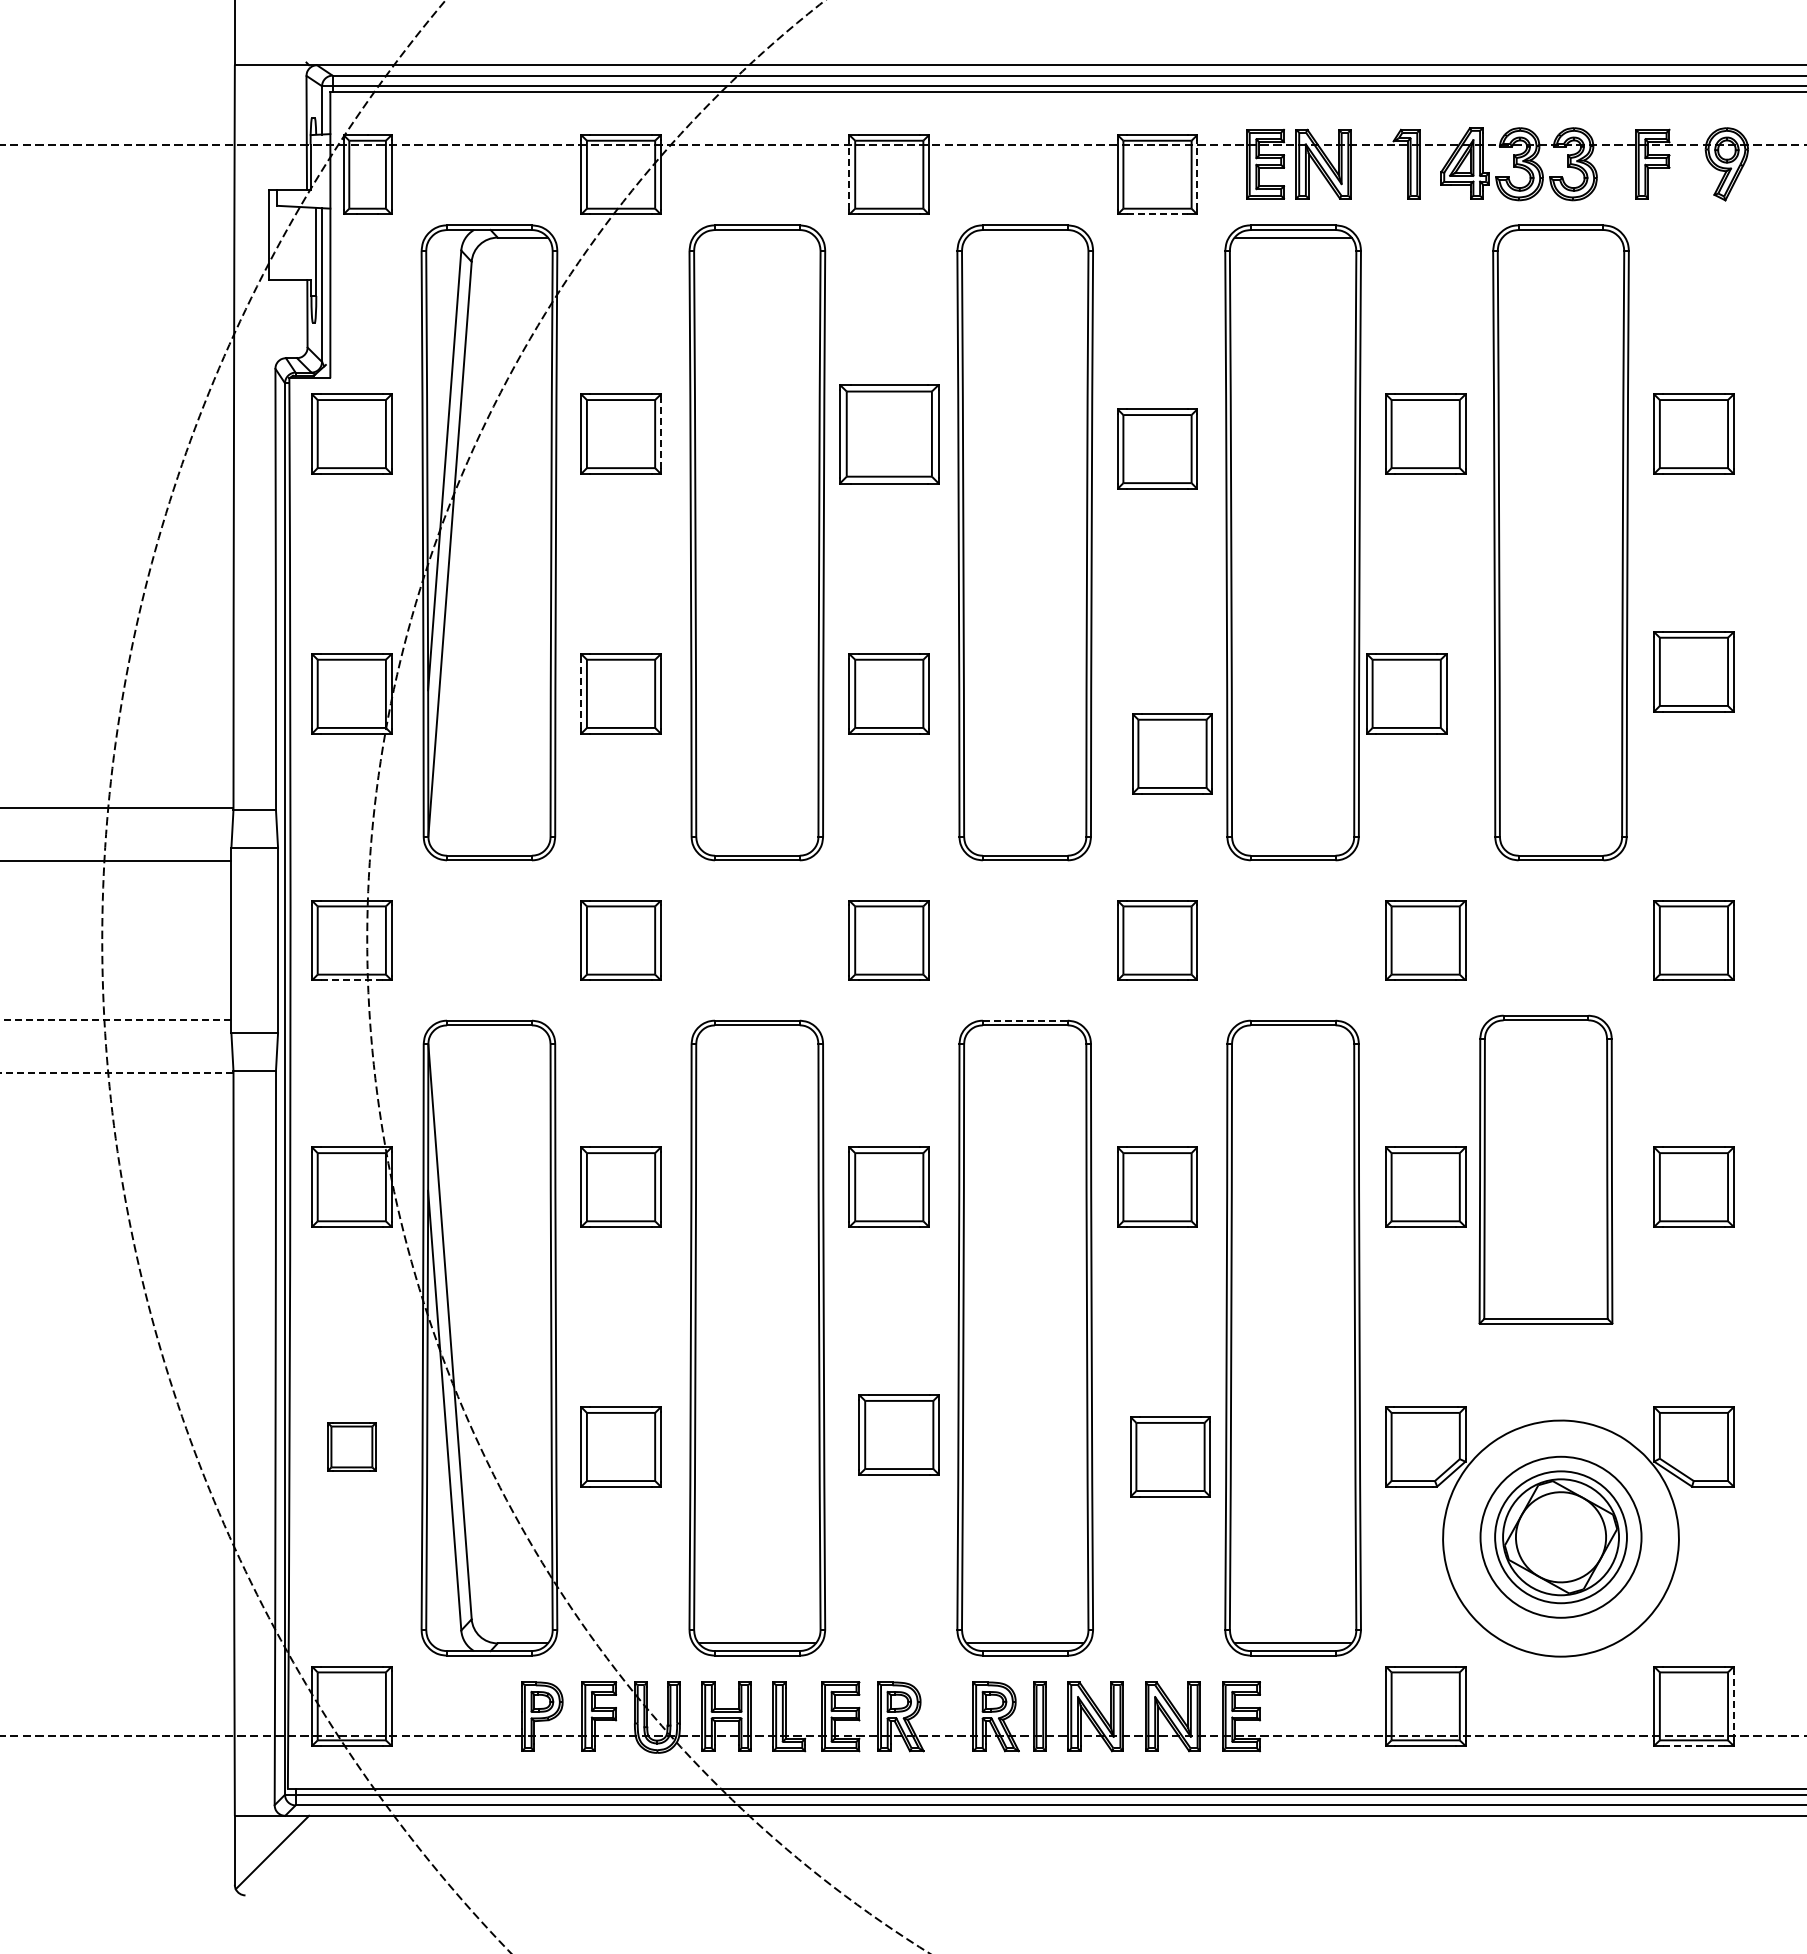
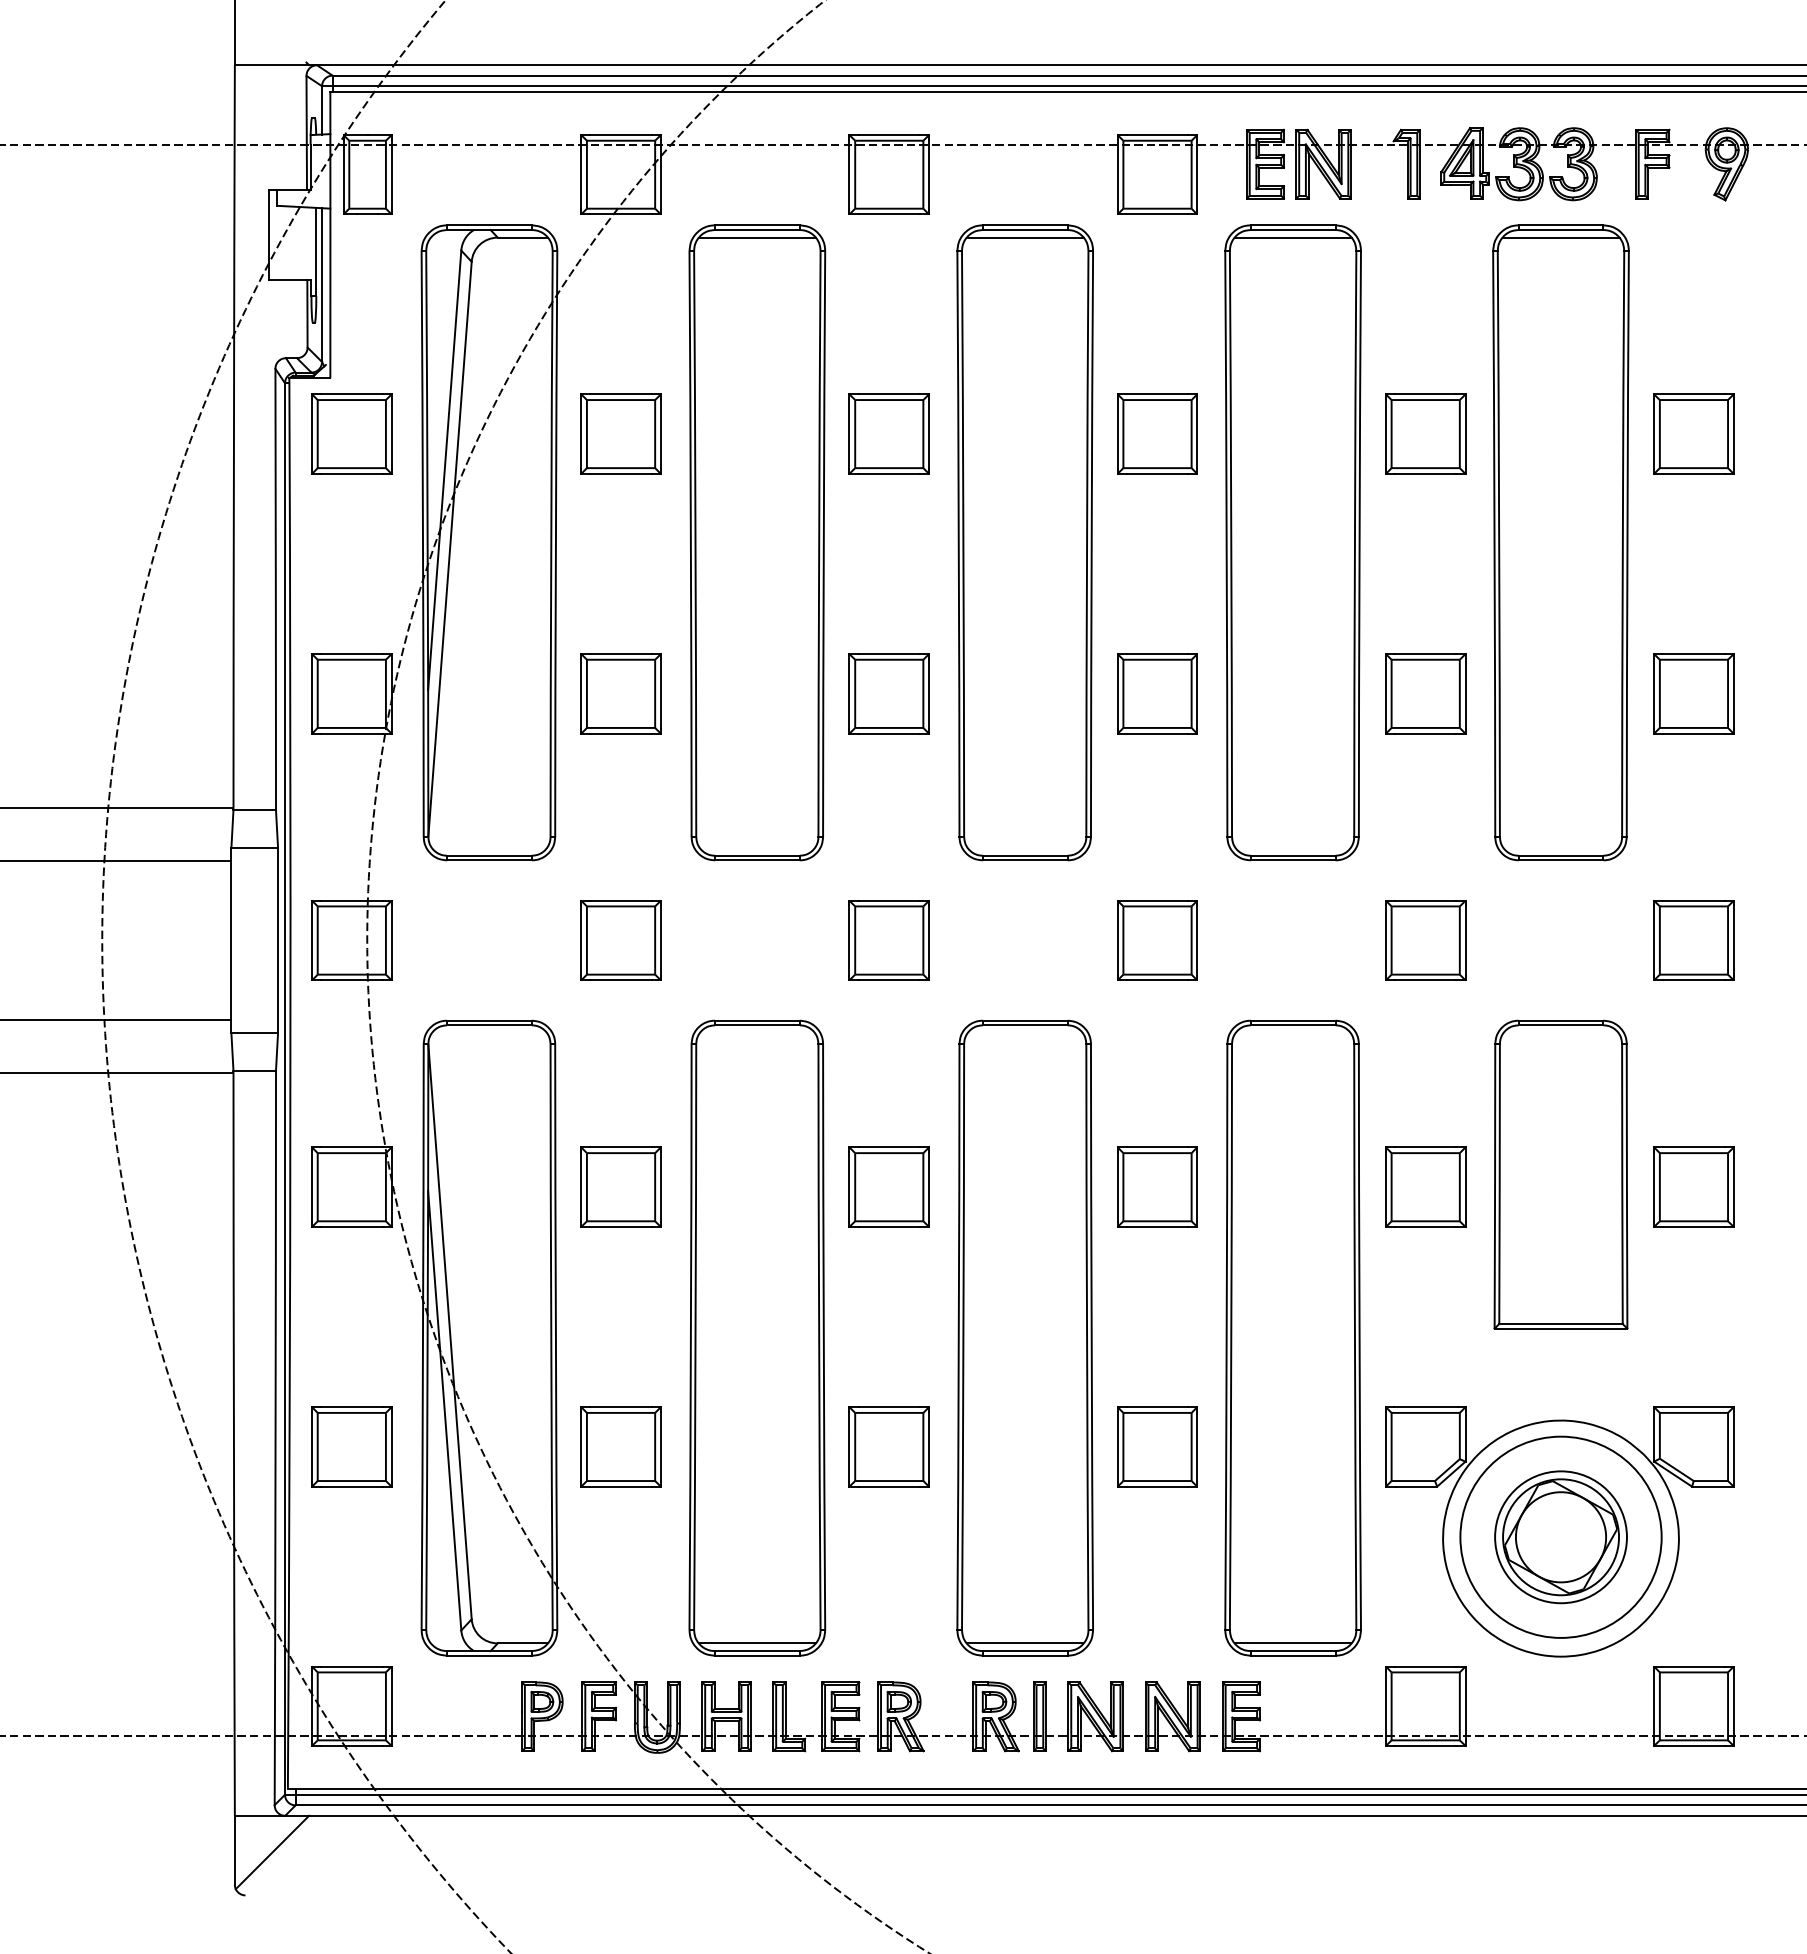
line: dashed -> solid (849, 174)
line: dashed -> solid (1197, 174)
line: dashed -> solid (1157, 214)
line: none -> present (757, 237)
line: none -> present (1025, 237)
line: none -> present (1560, 237)
line: dashed -> solid (660, 433)
part size: 101x101 px -> 82x82 px (888, 433)
part position: (1157, 448) -> (1157, 433) (1157, 433)
part position: (1693, 671) -> (1693, 693) (1693, 693)
line: dashed -> solid (581, 693)
part position: (1406, 693) -> (1425, 693) (1425, 693)
part position: (1172, 753) -> (1157, 693) (1157, 693)
line: dashed -> solid (351, 980)
line: dashed -> solid (115, 1020)
line: dashed -> solid (1025, 1020)
line: dashed -> solid (116, 1073)
part position: (1545, 1169) -> (1560, 1174) (1560, 1174)
part position: (898, 1434) -> (888, 1446) (888, 1446)
part size: 50x50 px -> 82x82 px (351, 1446)
part position: (1170, 1456) -> (1157, 1446) (1157, 1446)
circle diameter: 161 px -> 201 px (1560, 1536)
line: dashed -> solid (1733, 1705)
line: dashed -> solid (1693, 1745)
